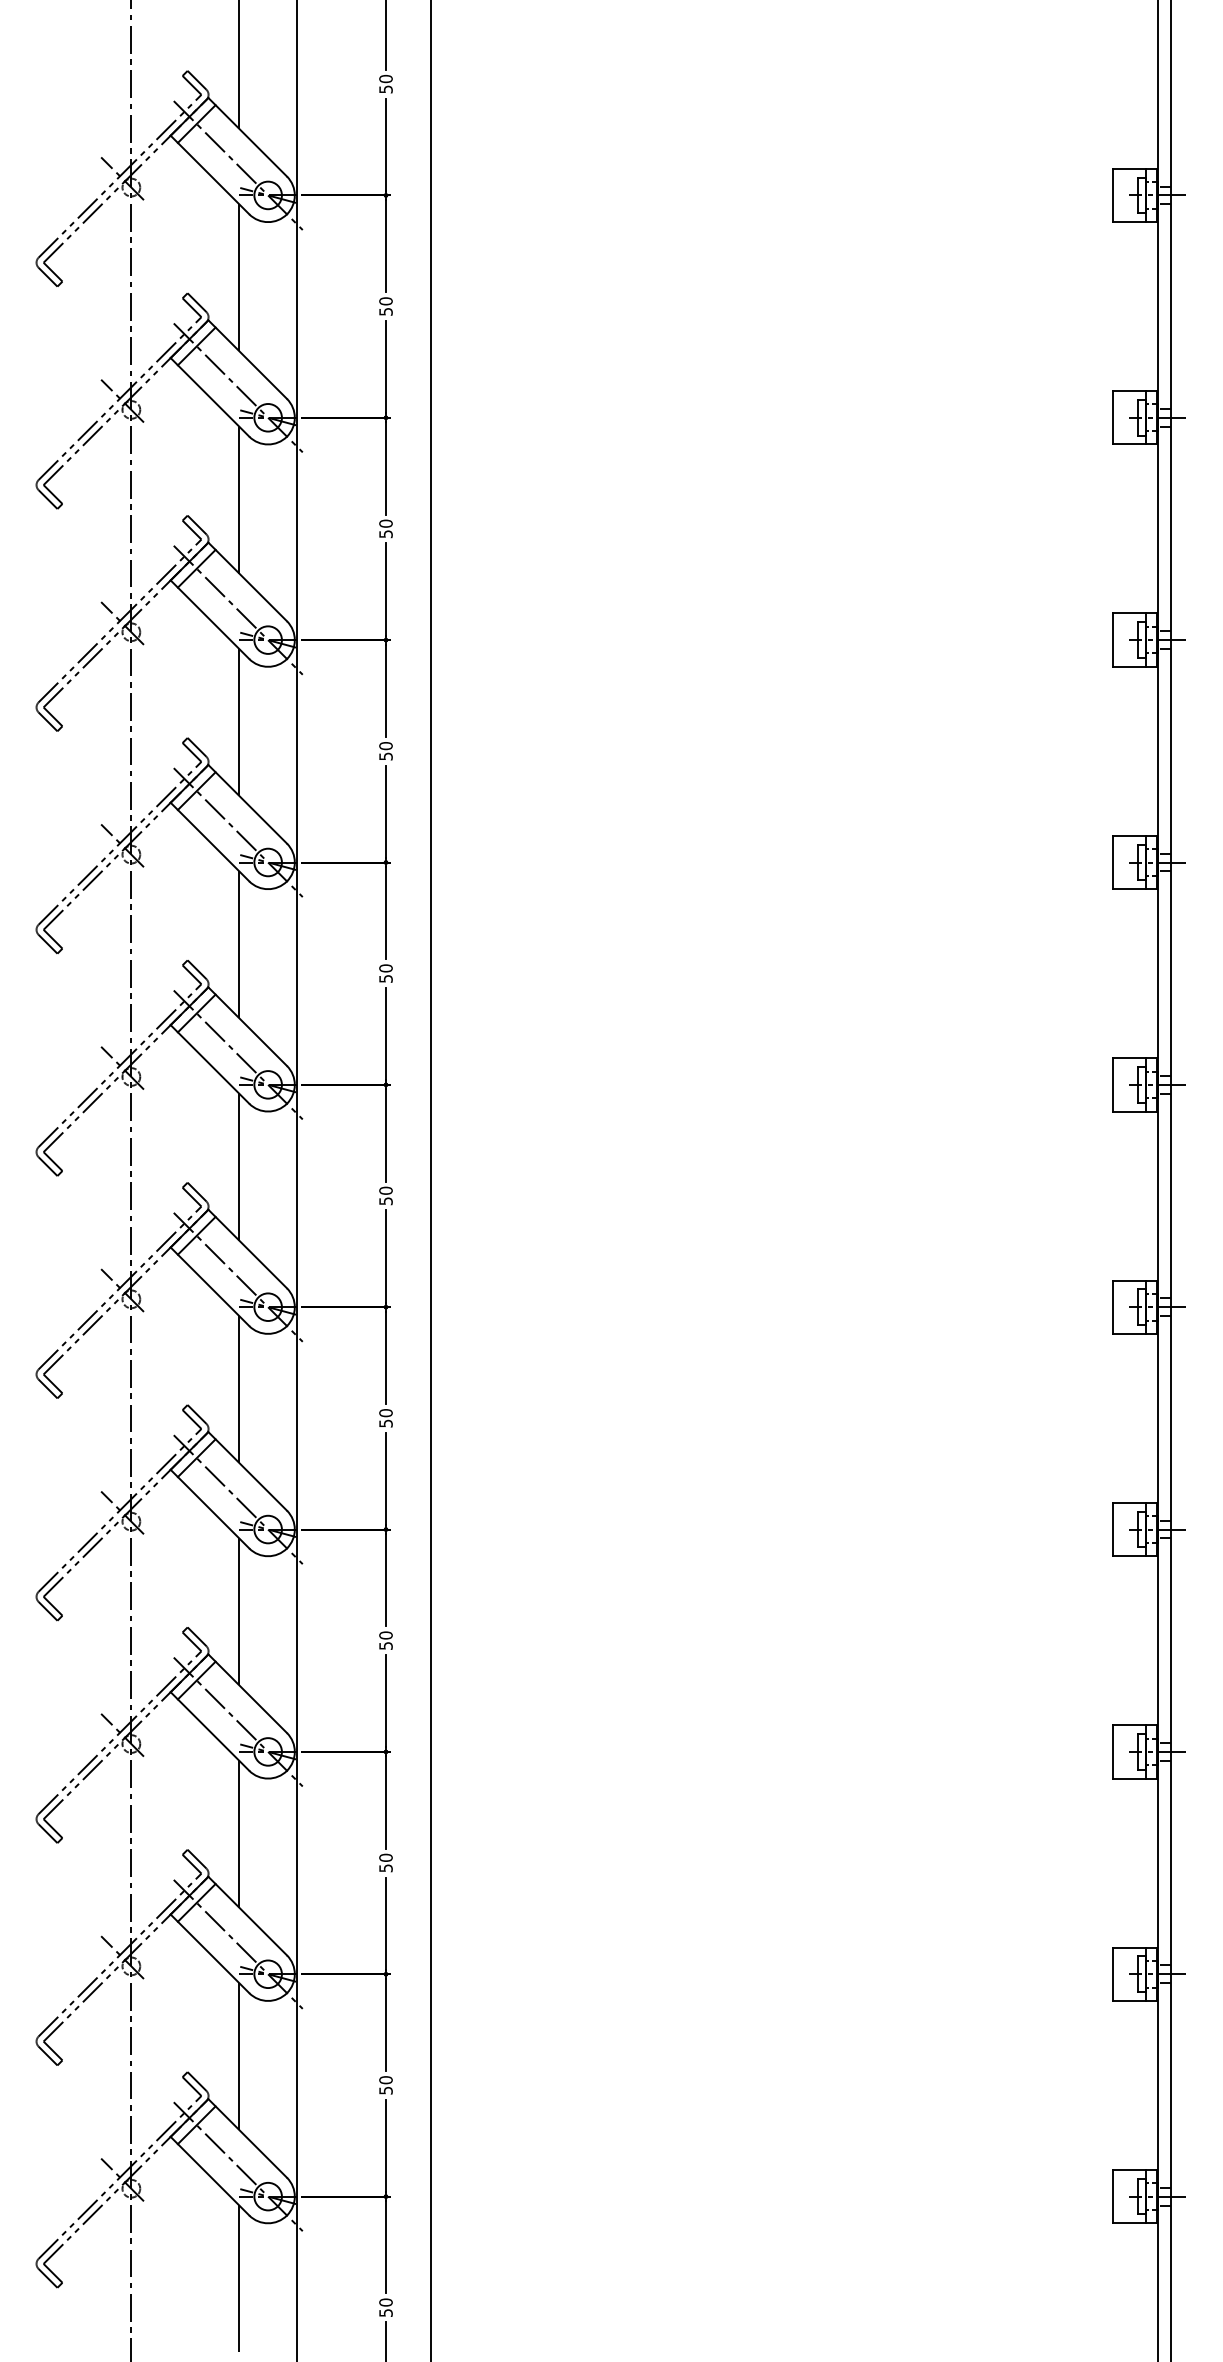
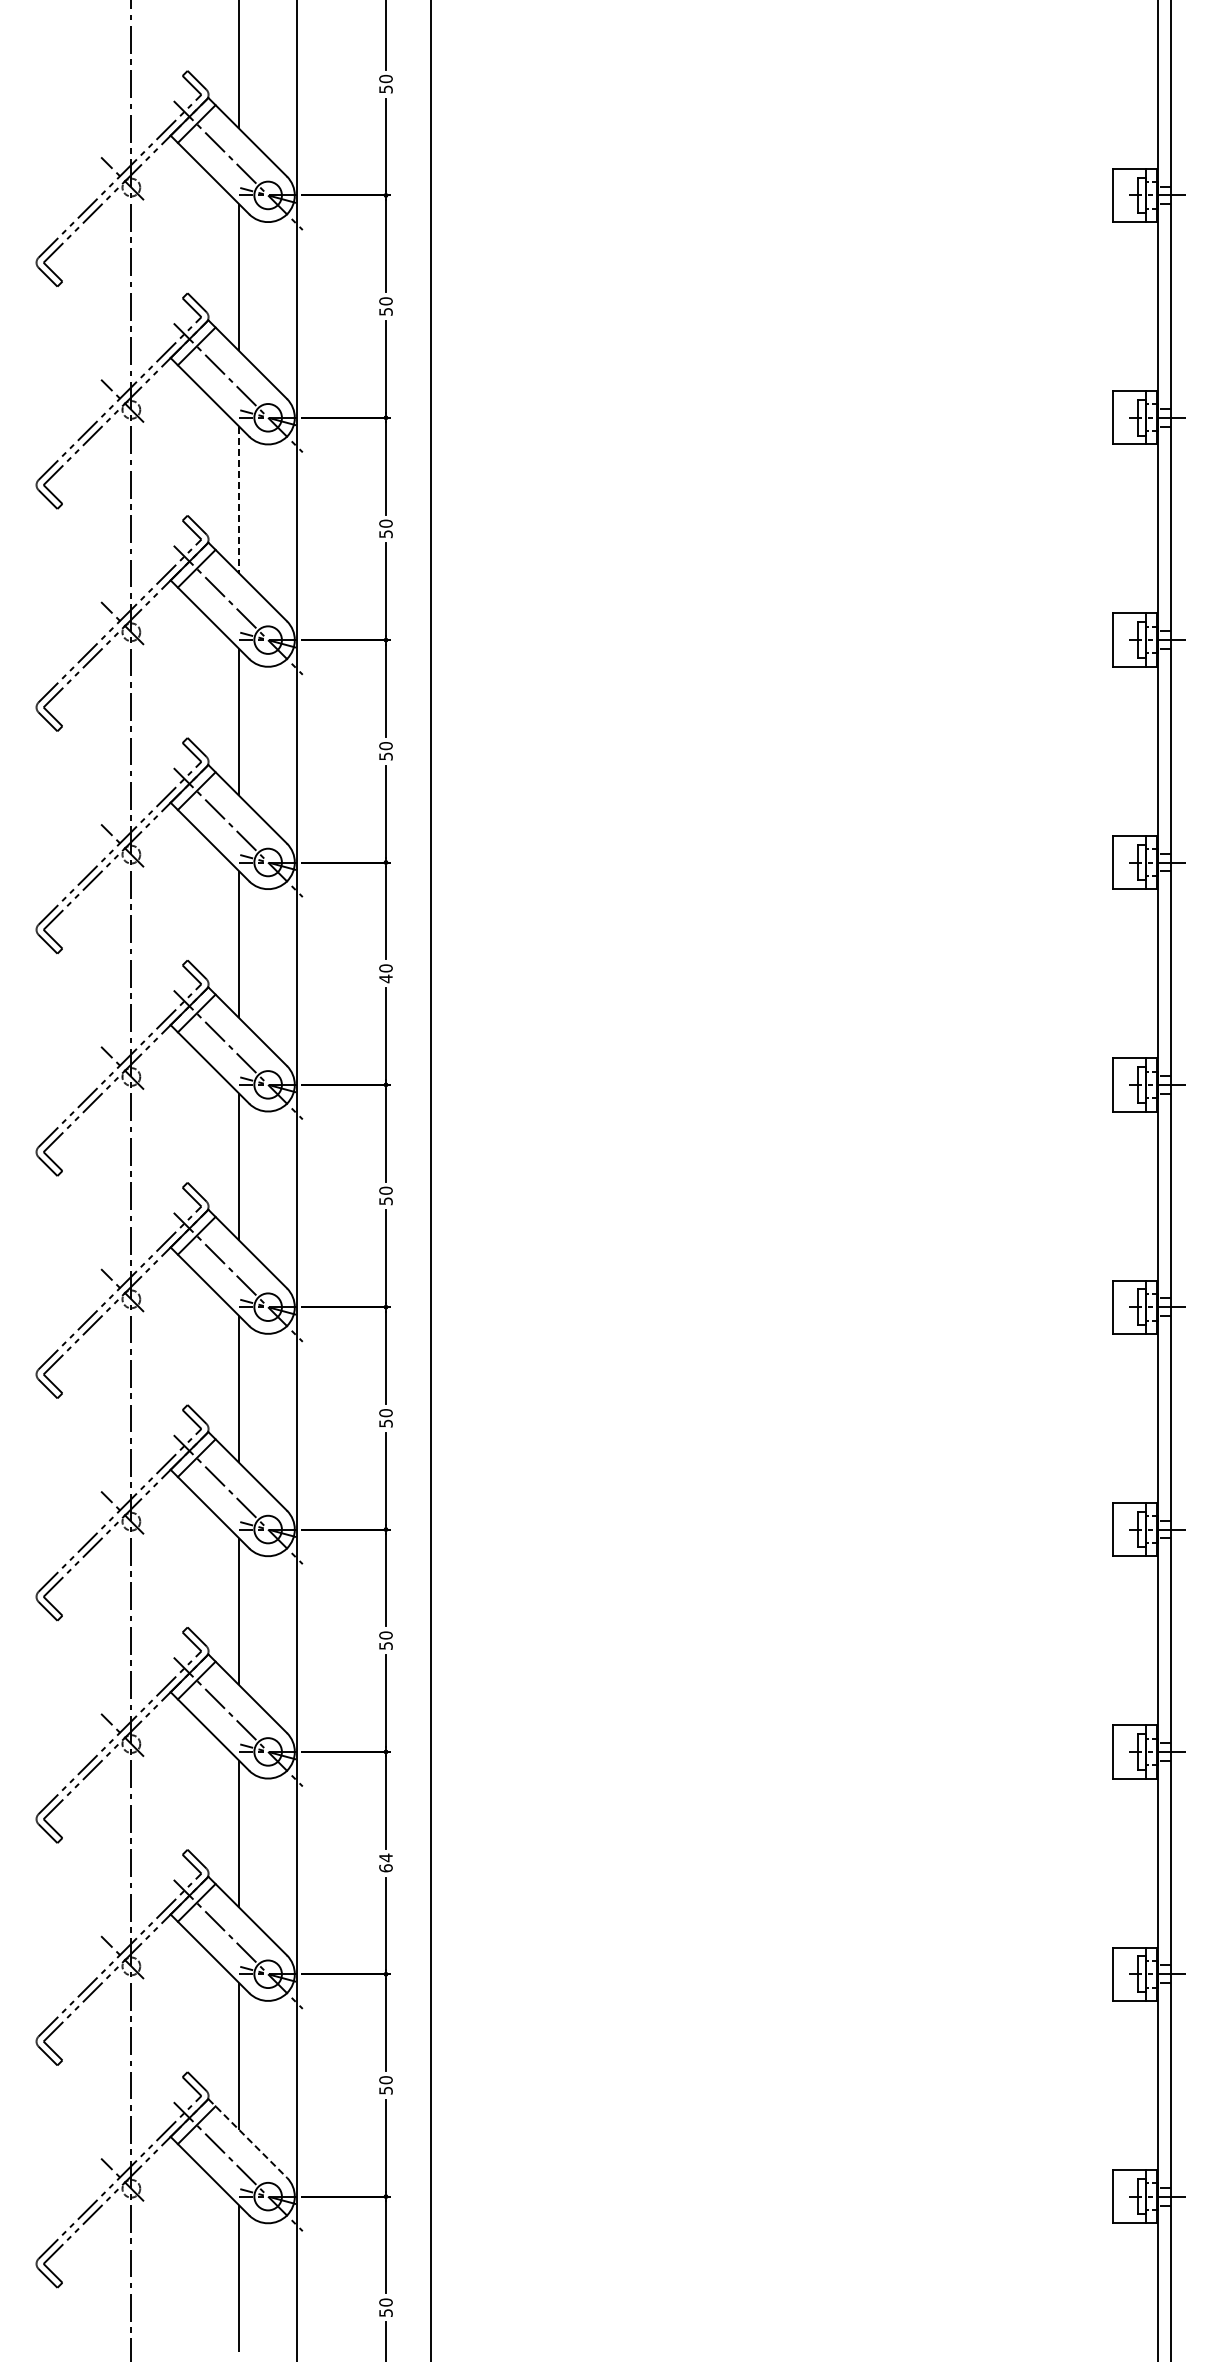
line: solid -> dashed (239, 500)
text: 50 -> 40 (385, 978)
text: 50 -> 64 (385, 1862)
line: solid -> dashed (247, 2138)
